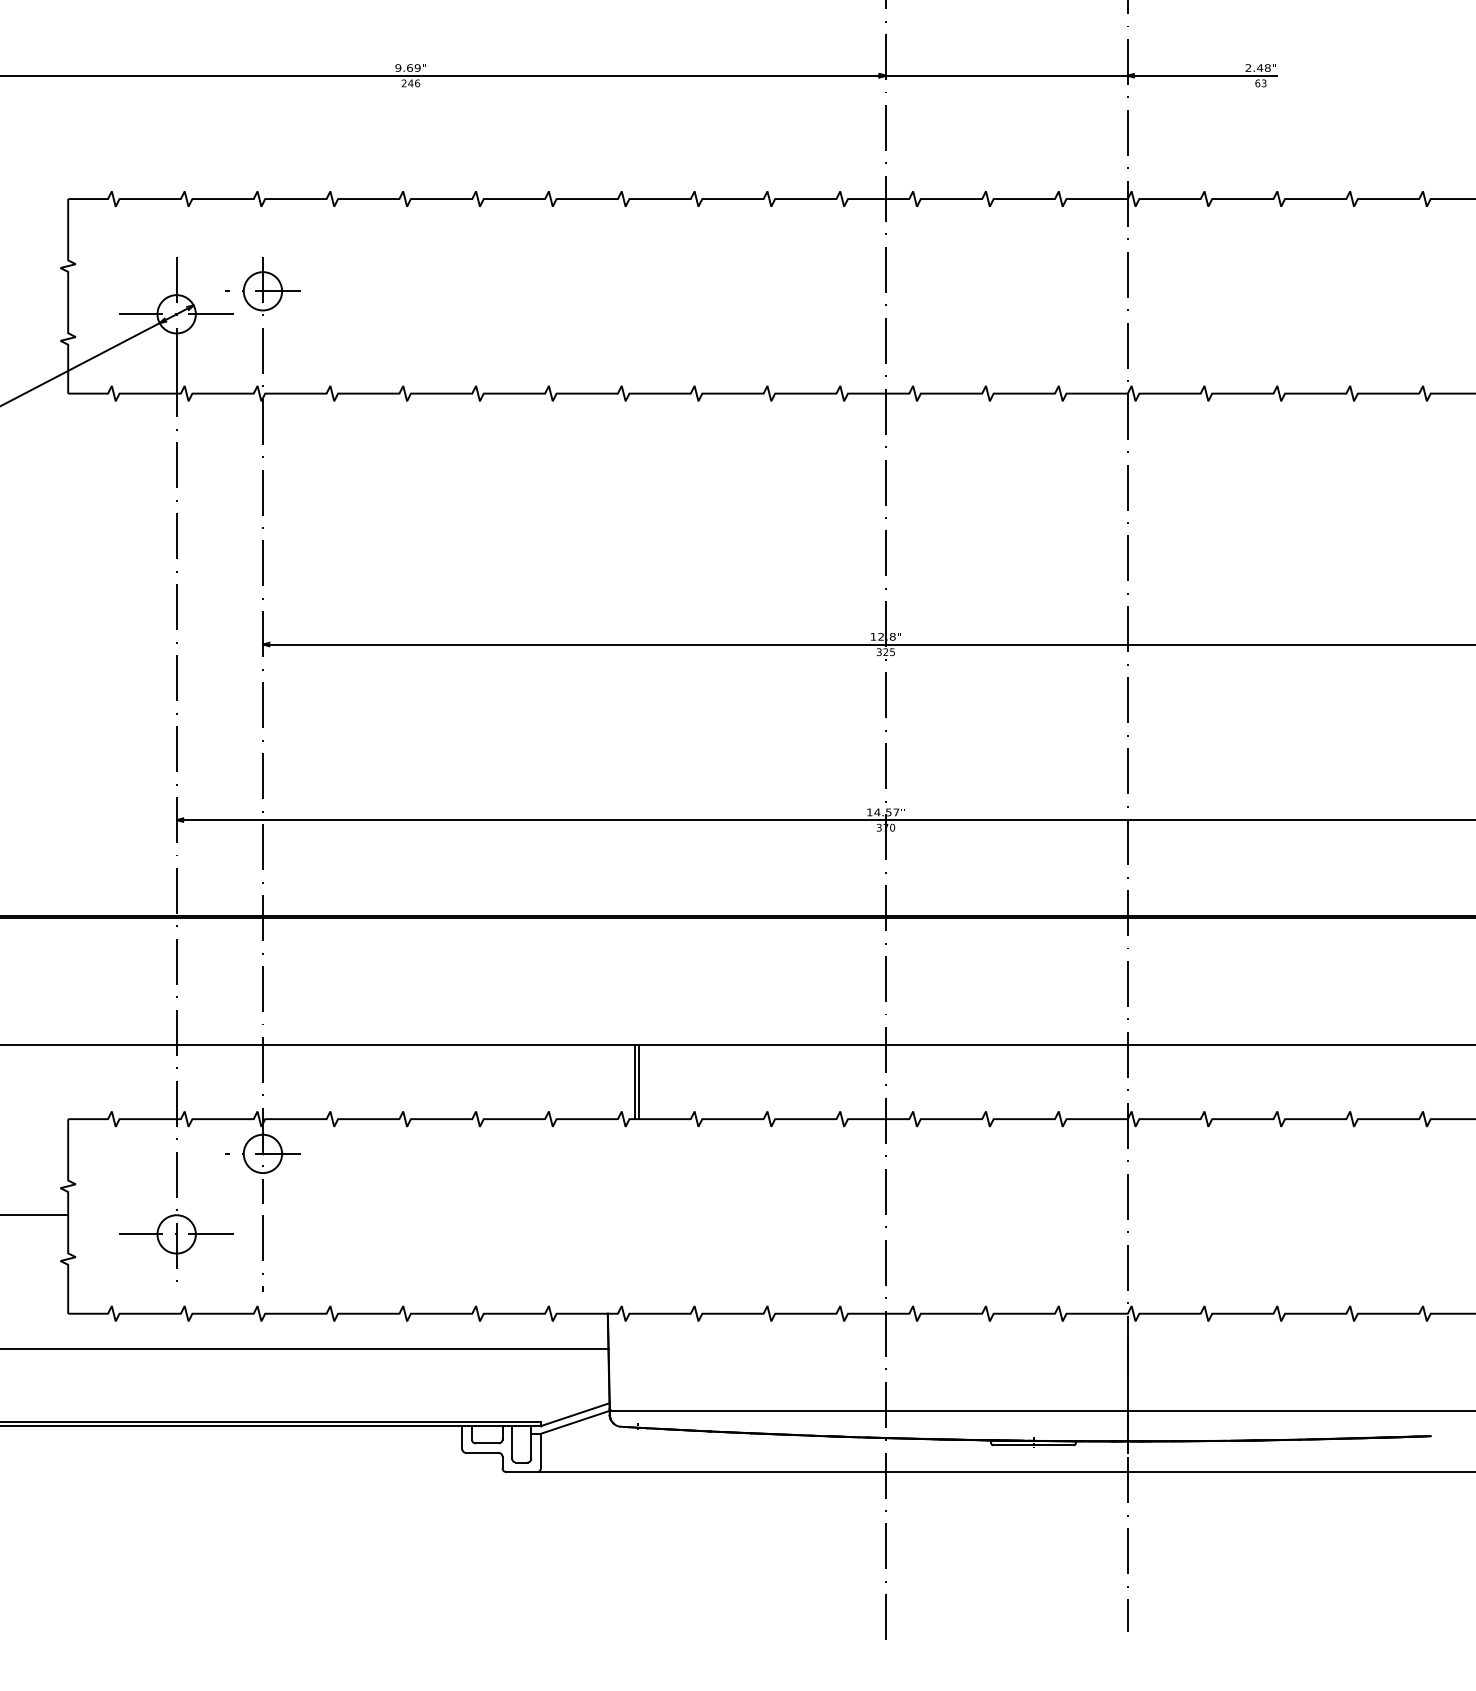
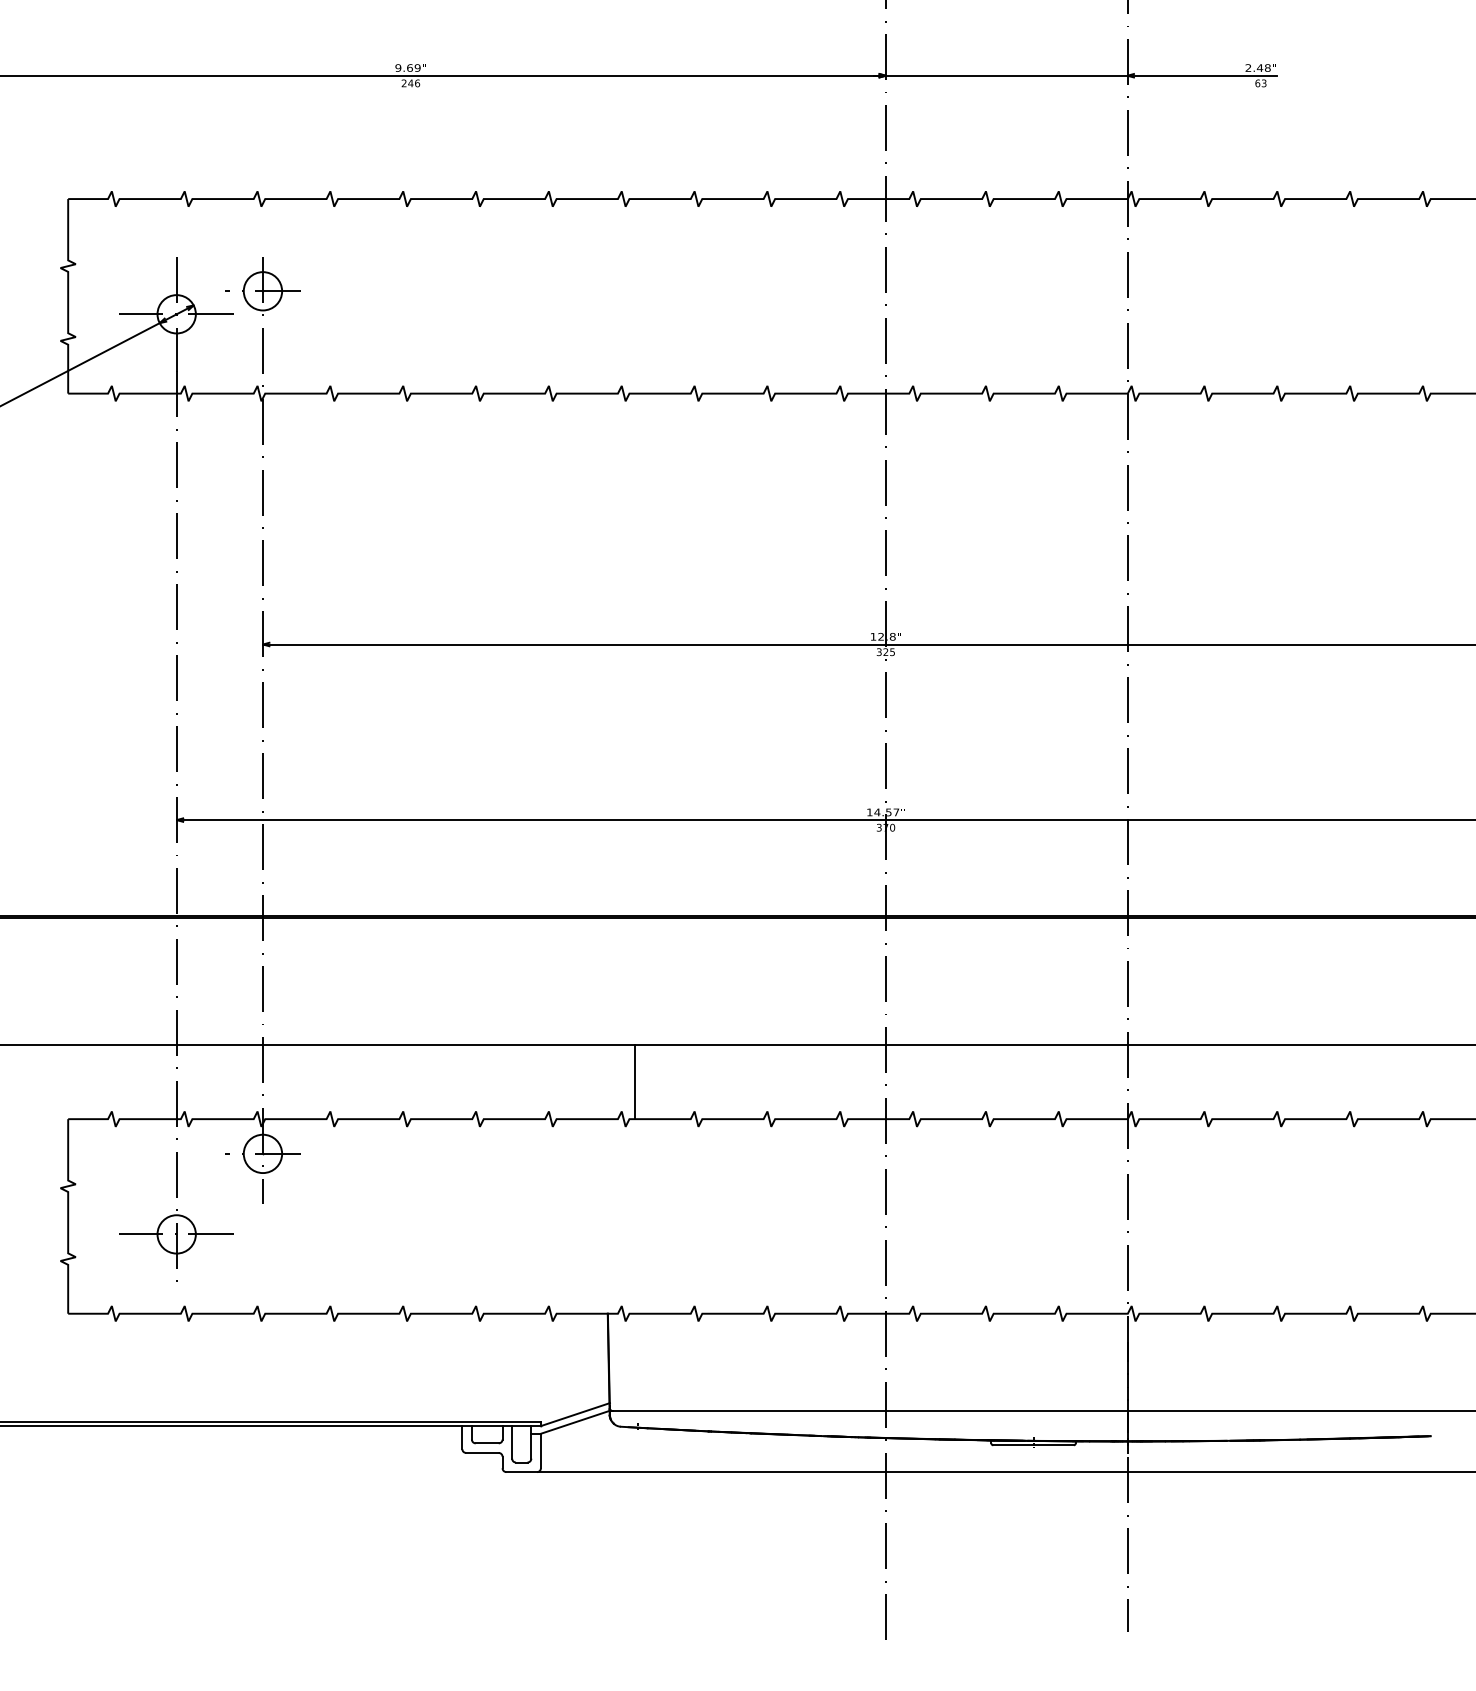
line: present -> none (638, 1081)
line: present -> none (35, 1215)
line: present -> none (262, 1253)
line: present -> none (305, 1349)
